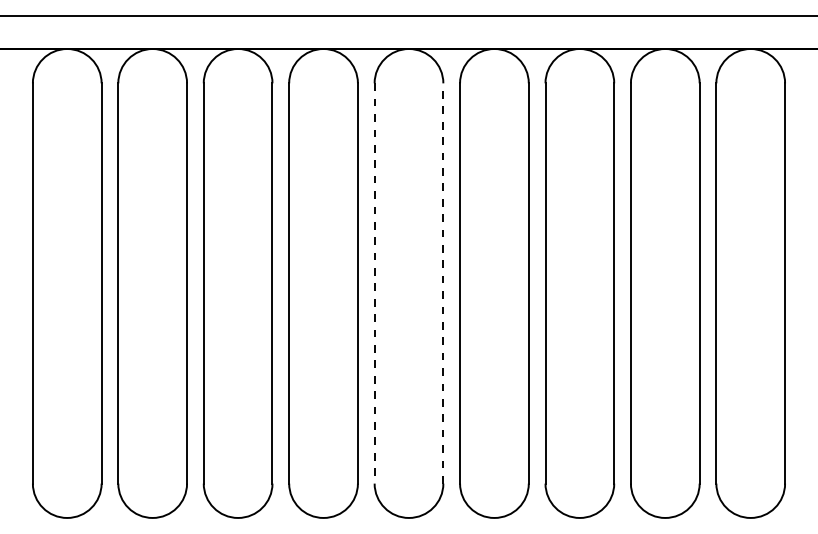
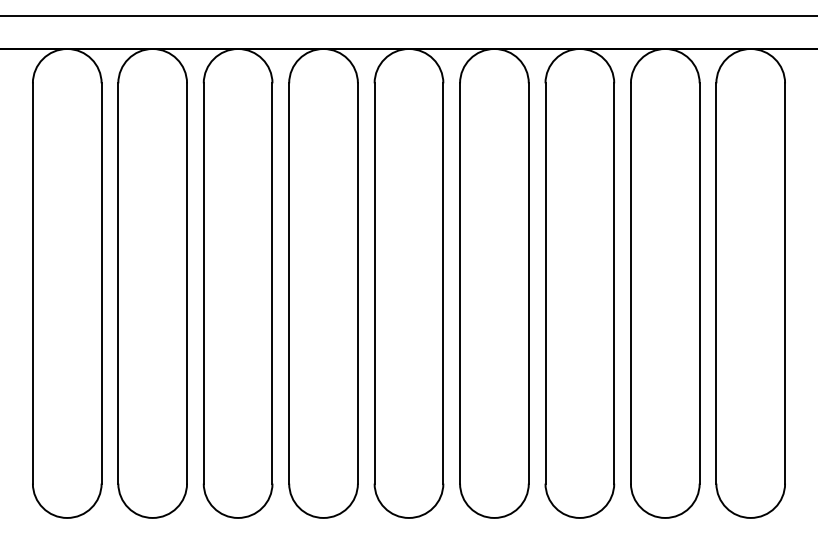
line: dashed -> solid (443, 282)
line: dashed -> solid (374, 283)
